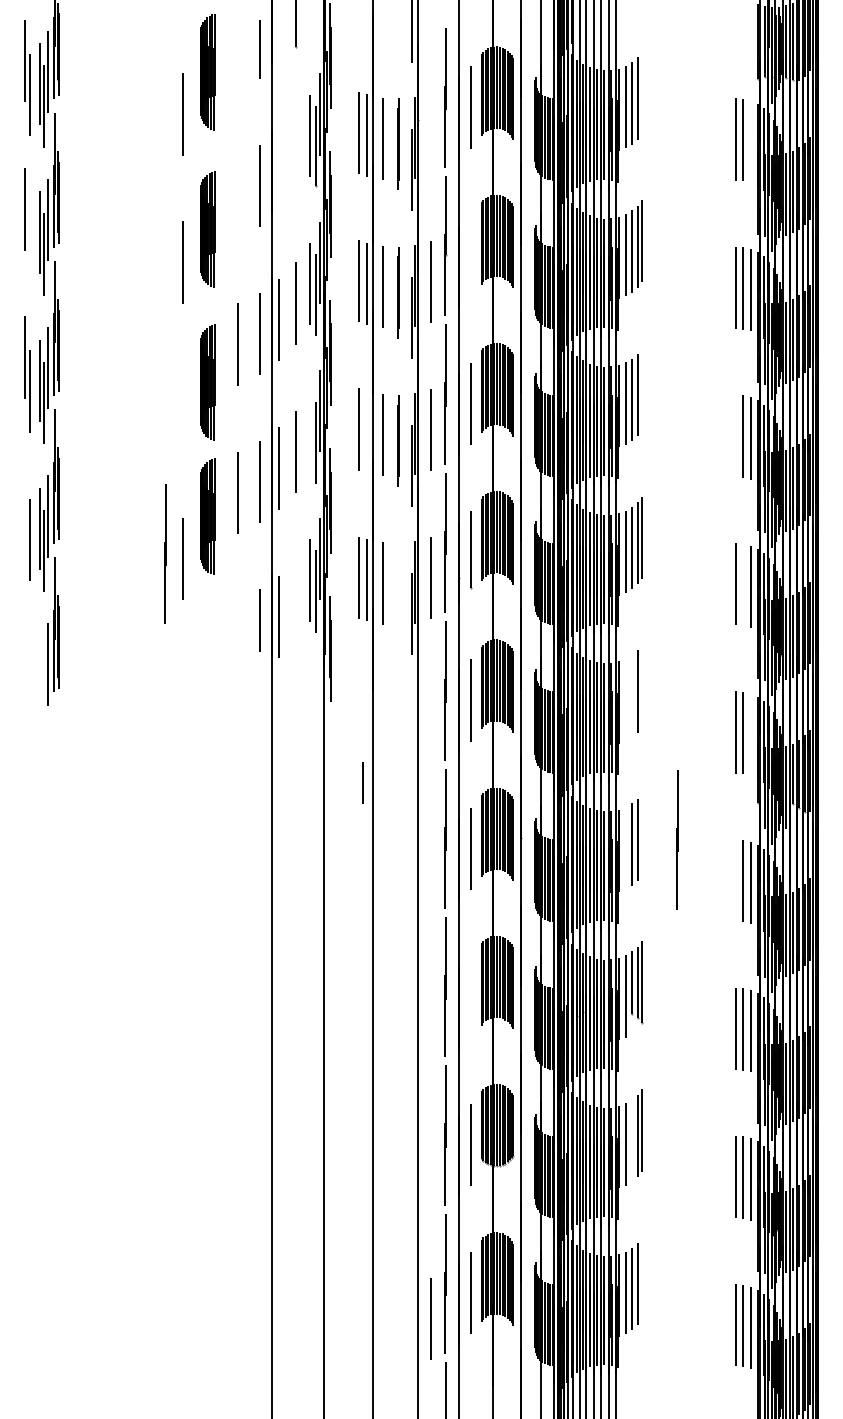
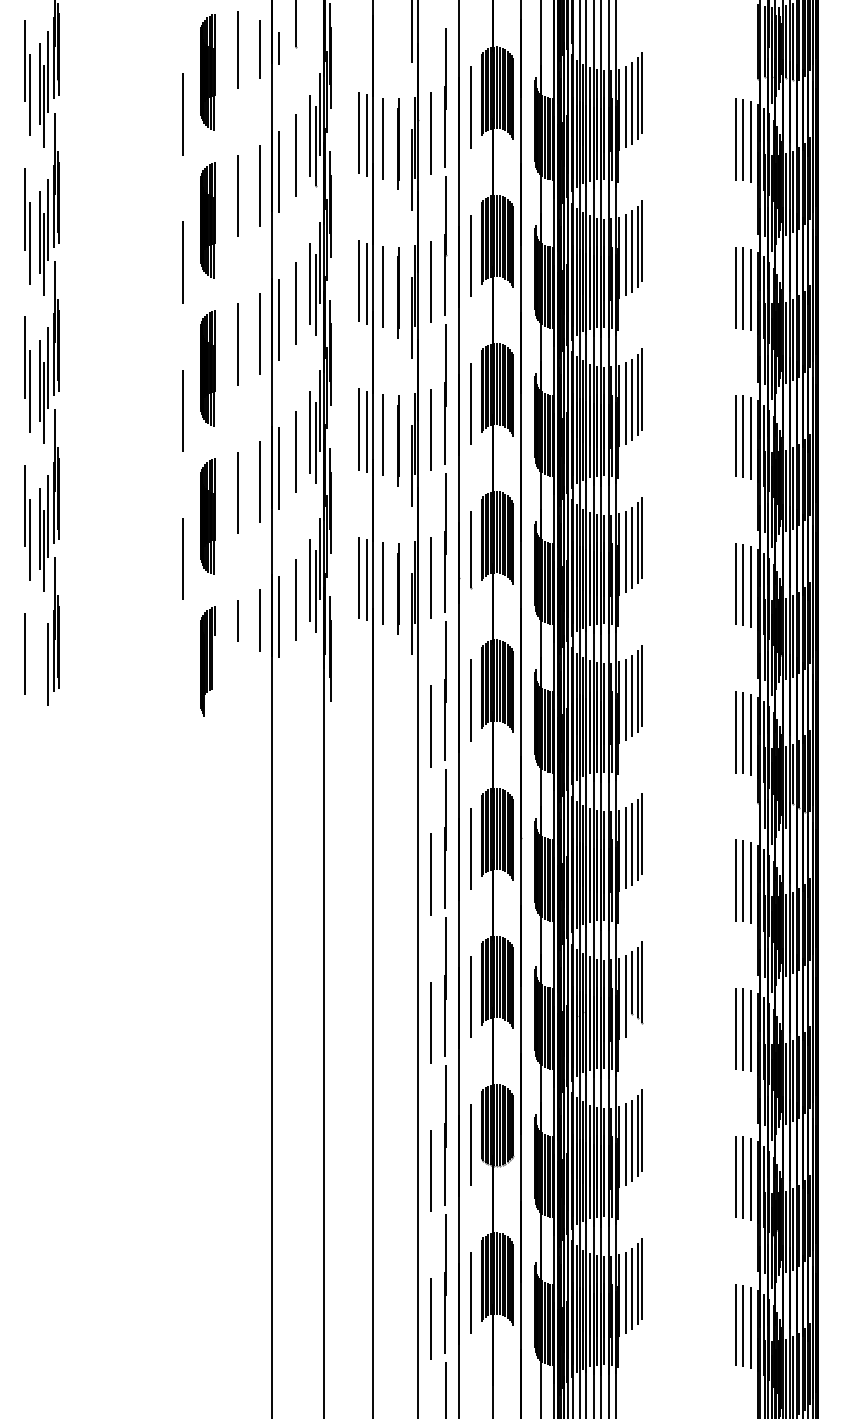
line: none -> present (278, 48)
line: none -> present (237, 49)
line: none -> present (642, 92)
line: none -> present (430, 133)
line: none -> present (750, 141)
line: none -> present (295, 155)
line: none -> present (278, 171)
line: none -> present (238, 196)
part position: (207, 229) -> (207, 220) (207, 220)
line: none -> present (29, 243)
line: none -> present (470, 255)
part position: (207, 382) -> (207, 368) (207, 368)
line: none -> present (642, 389)
line: none -> present (183, 410)
line: none -> present (366, 431)
line: none -> present (309, 432)
line: none -> present (735, 435)
line: none -> present (25, 505)
line: present -> none (165, 553)
line: none -> present (743, 584)
line: none -> present (398, 588)
line: none -> present (295, 599)
line: none -> present (24, 653)
part: none -> present (207, 661)
line: none -> present (642, 685)
line: none -> present (631, 696)
line: none -> present (625, 699)
line: none -> present (430, 726)
line: none -> present (750, 734)
line position: (362, 782) -> (237, 620) (237, 620)
line: none -> present (642, 833)
line: present -> none (677, 839)
line: none -> present (625, 847)
line: none -> present (430, 874)
line: none -> present (735, 880)
line: none -> present (471, 996)
line: none -> present (430, 1022)
line: none -> present (631, 1140)
line: none -> present (430, 1170)
line: none -> present (642, 1278)
